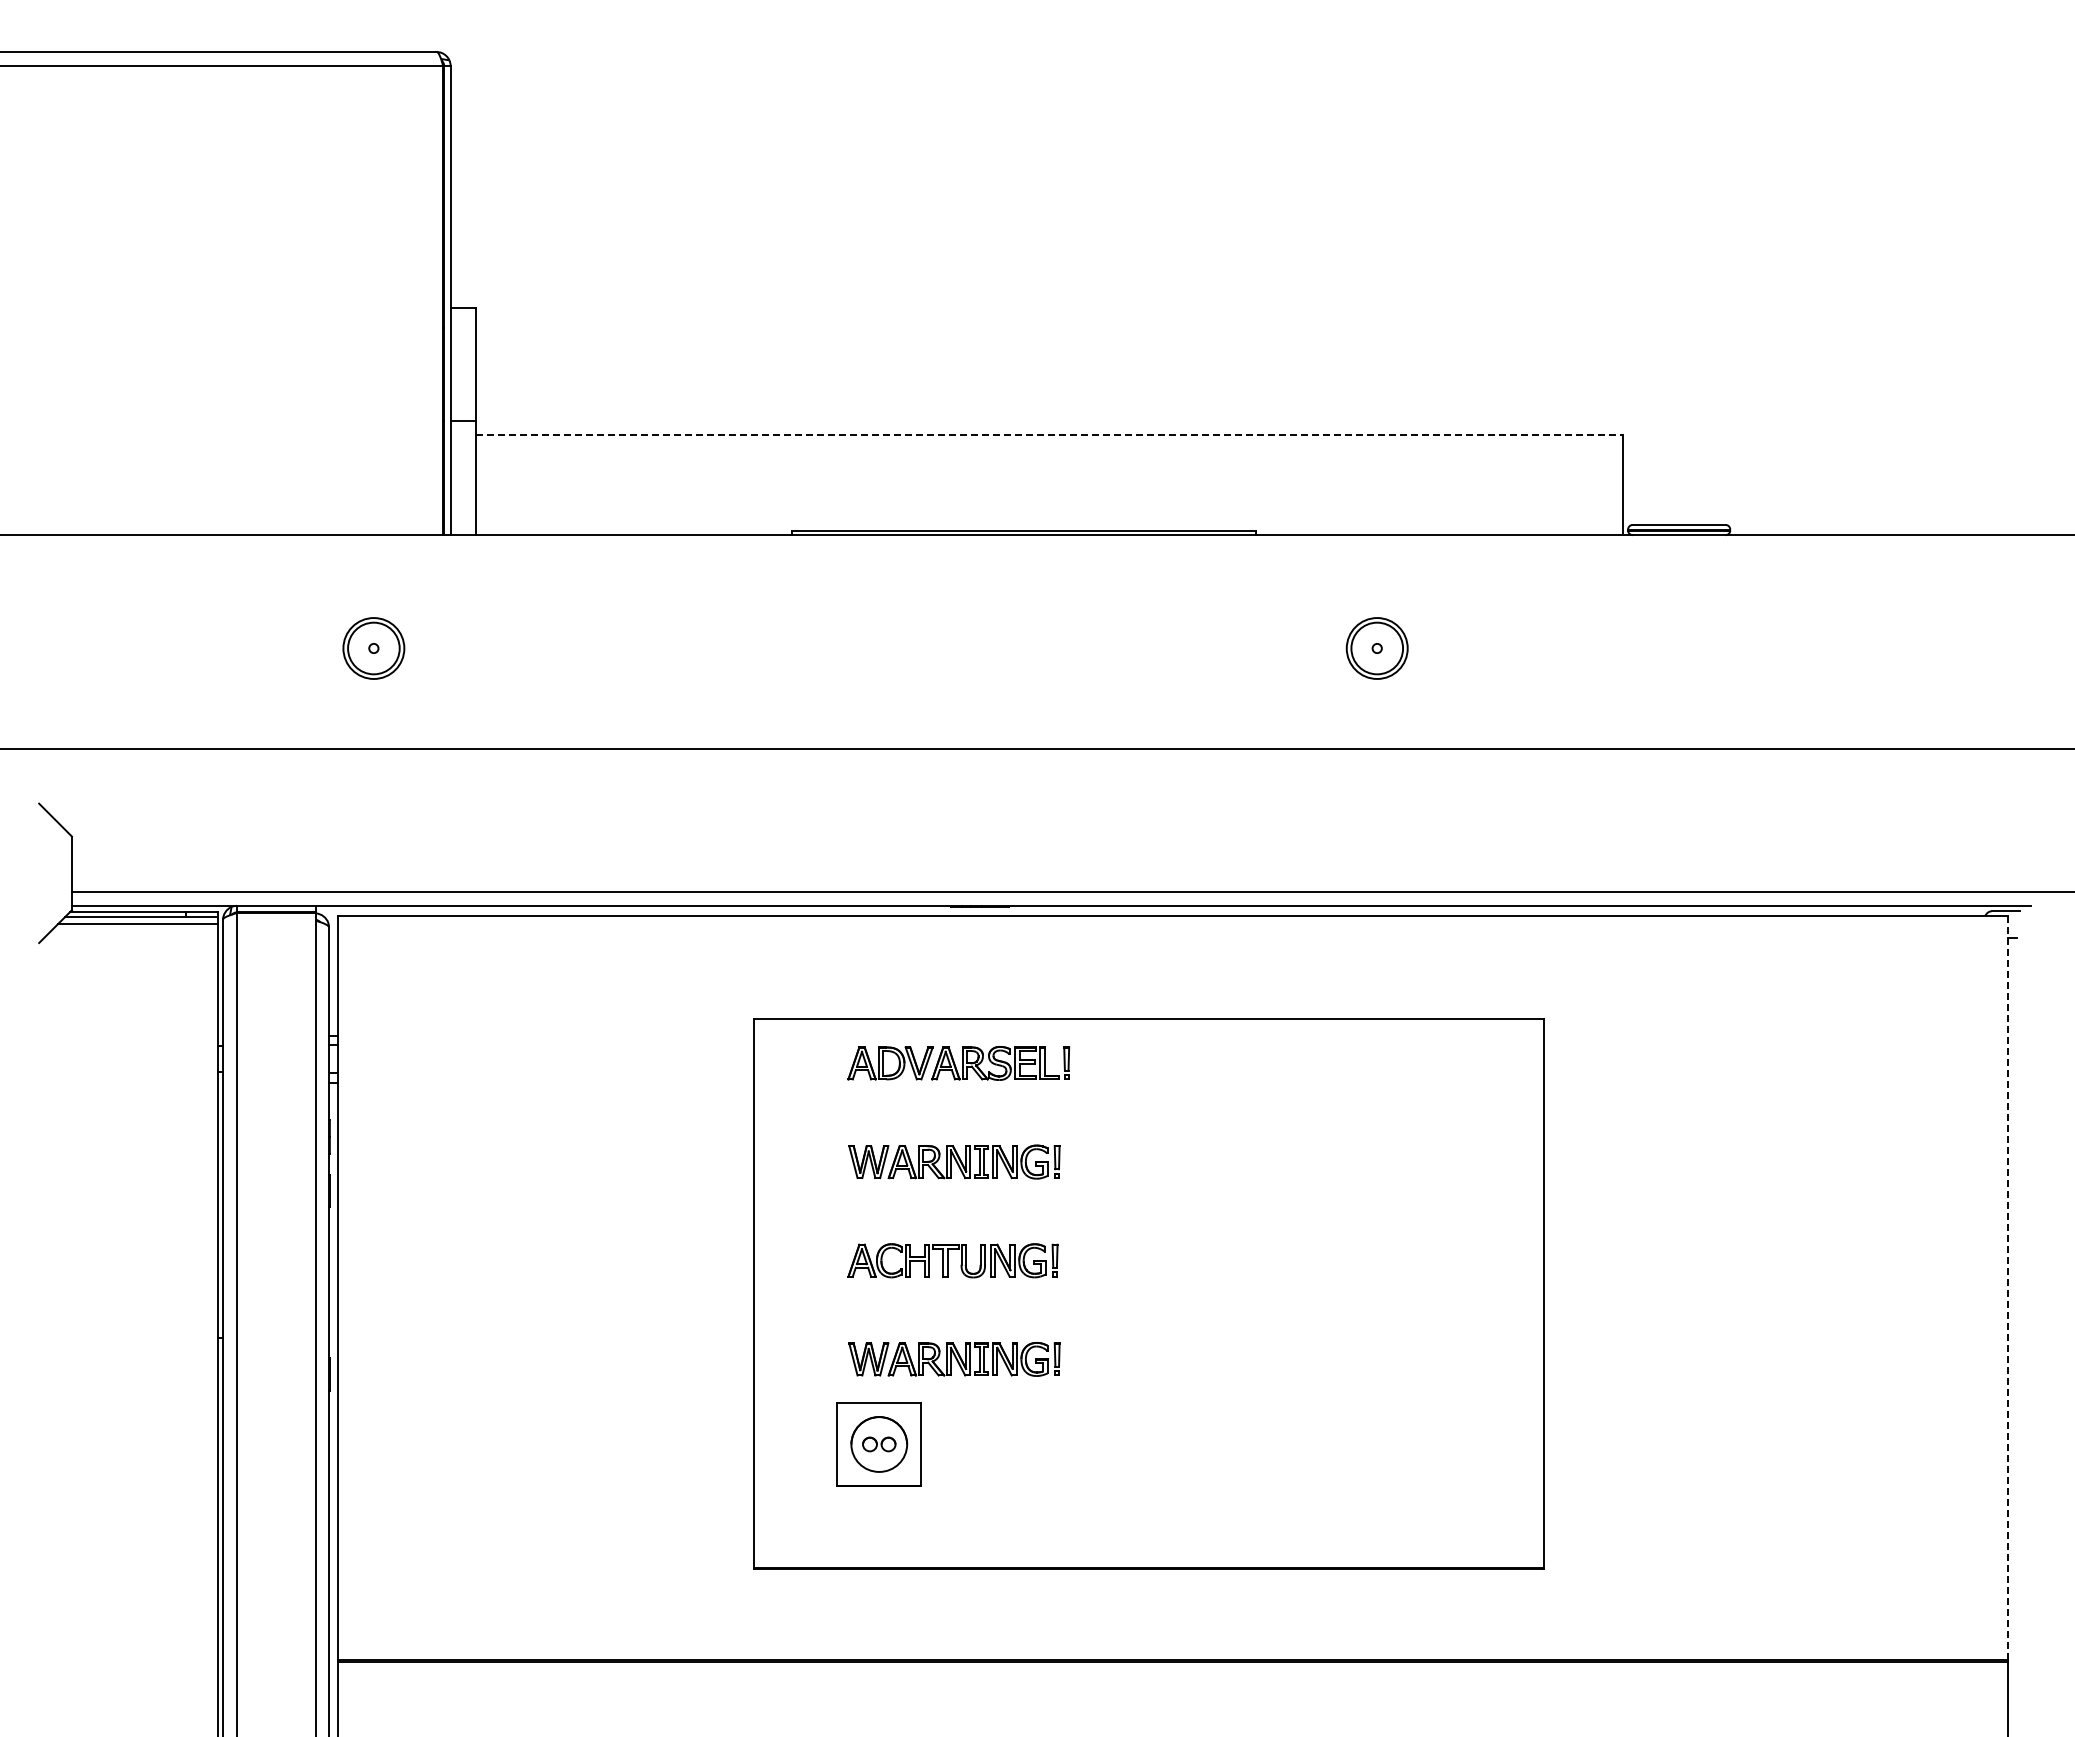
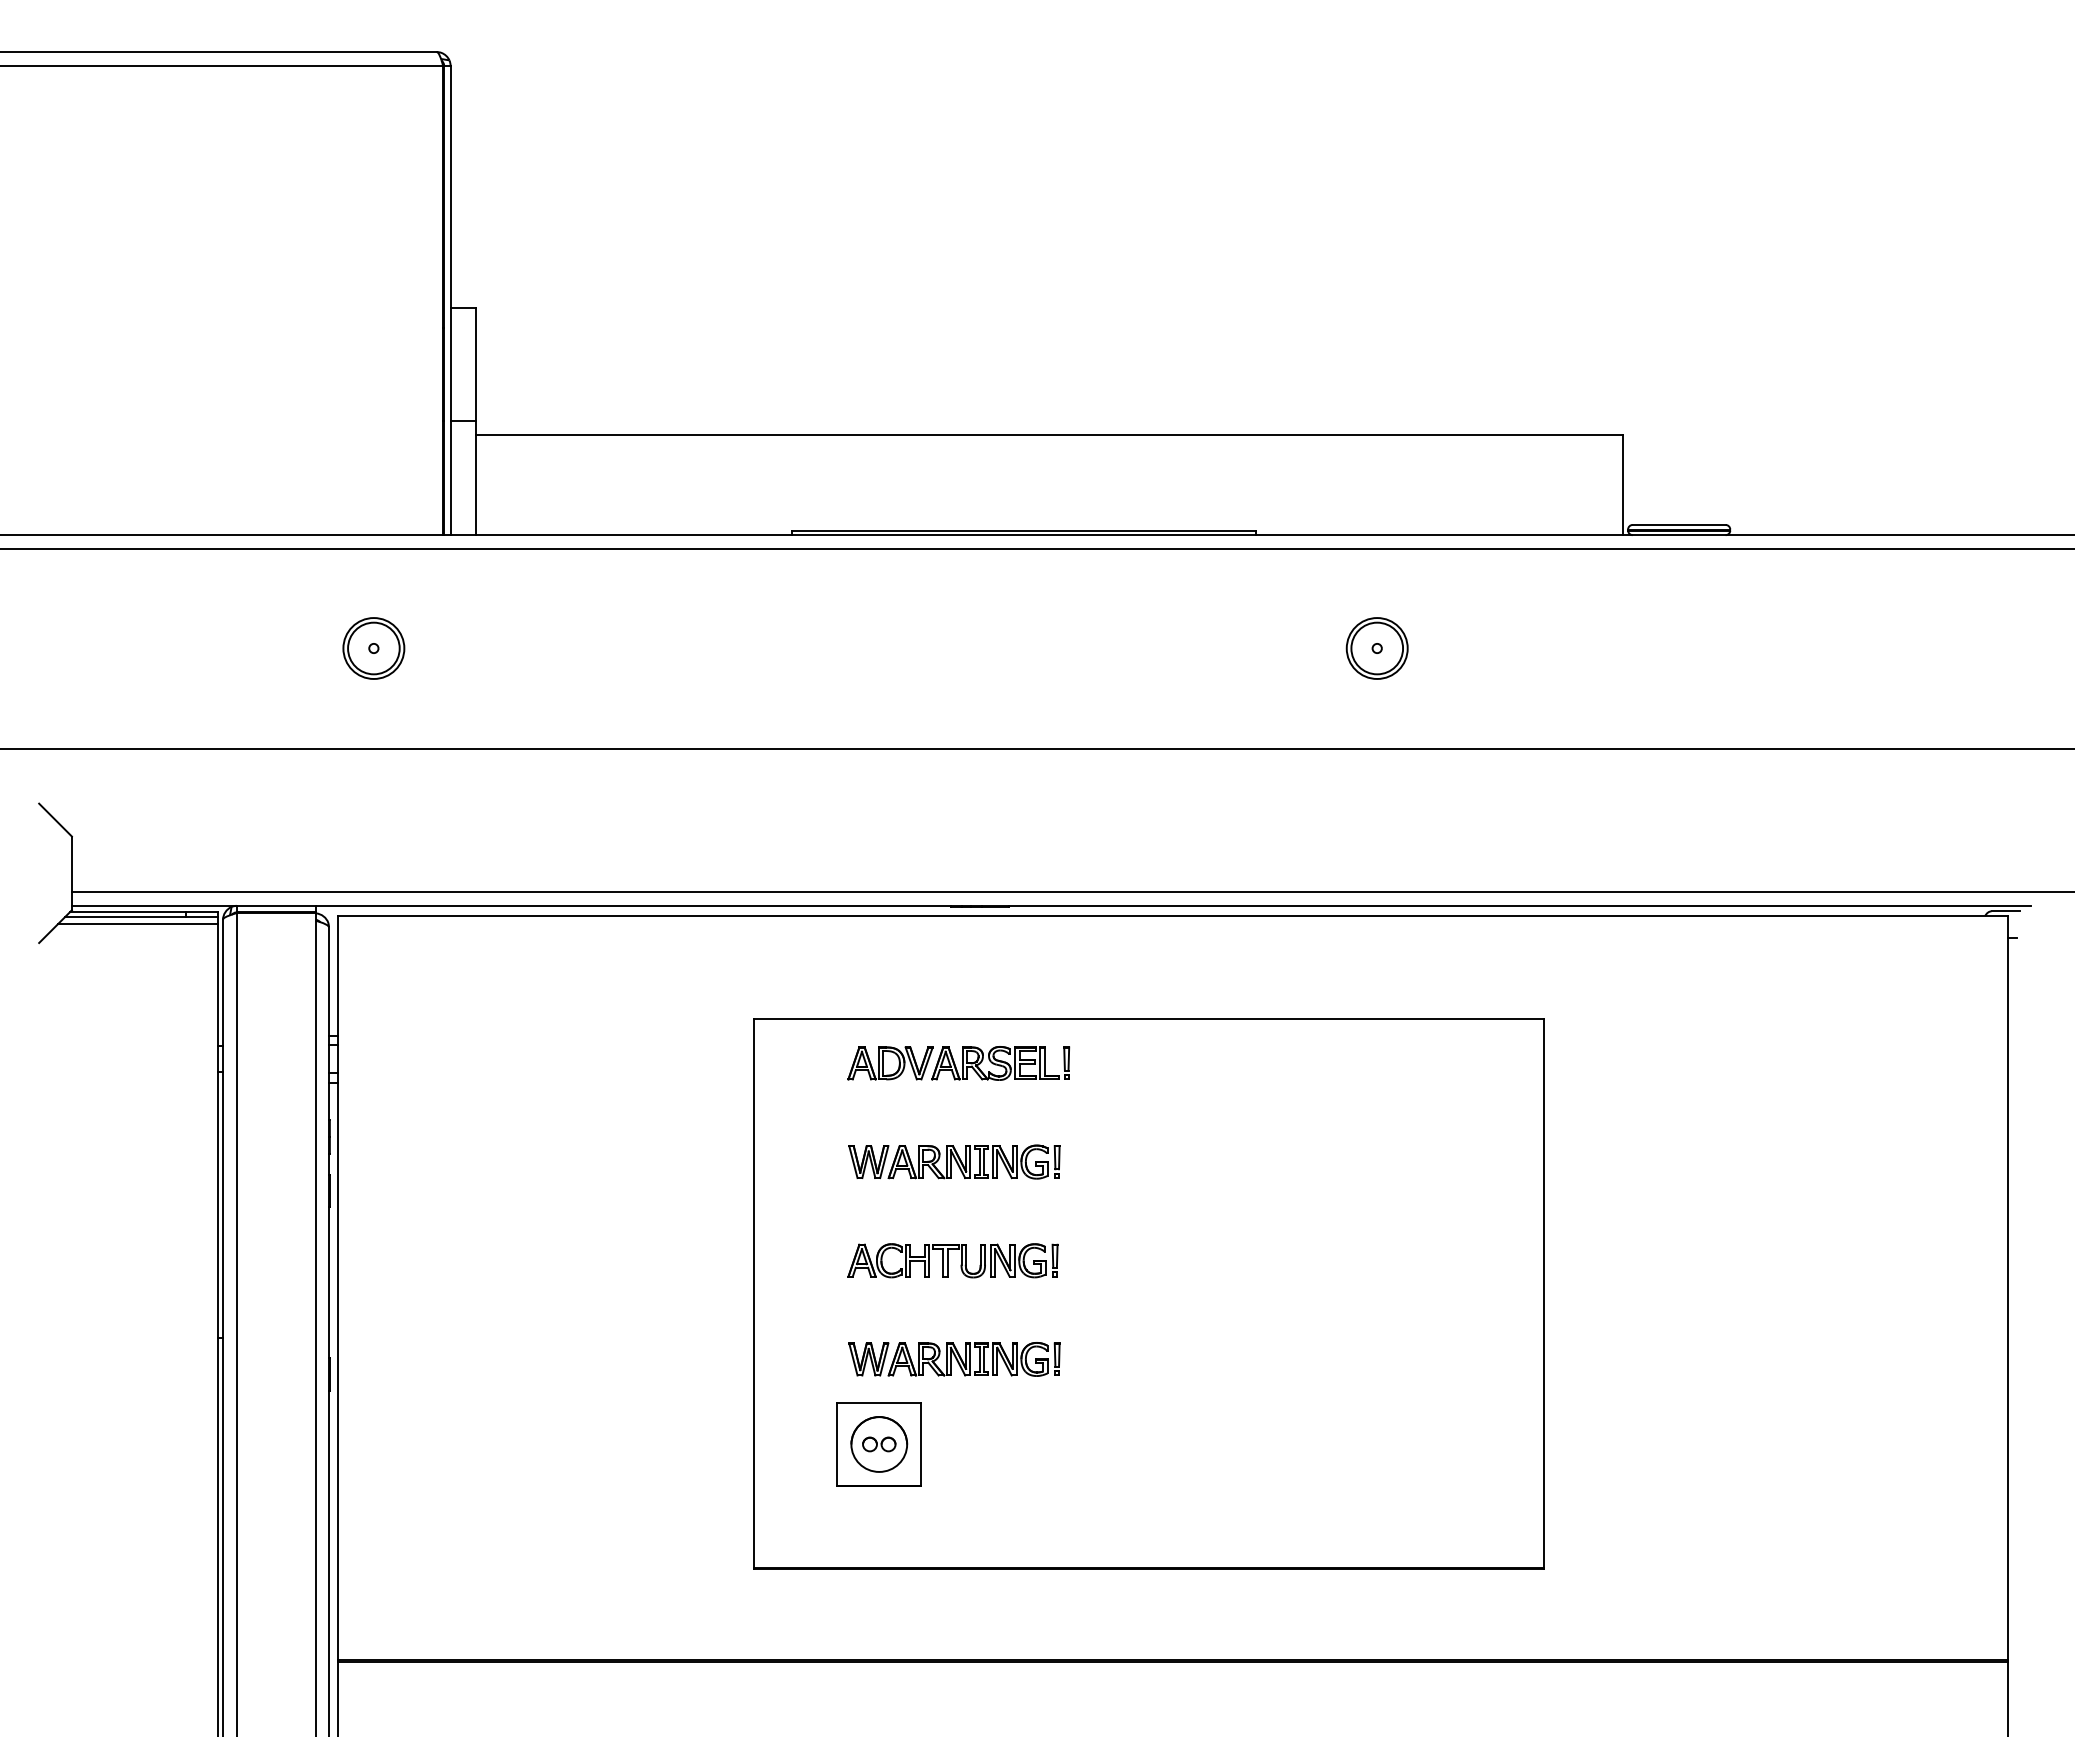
line: dashed -> solid (1049, 434)
line: none -> present (1036, 549)
line: dashed -> solid (2008, 1288)
